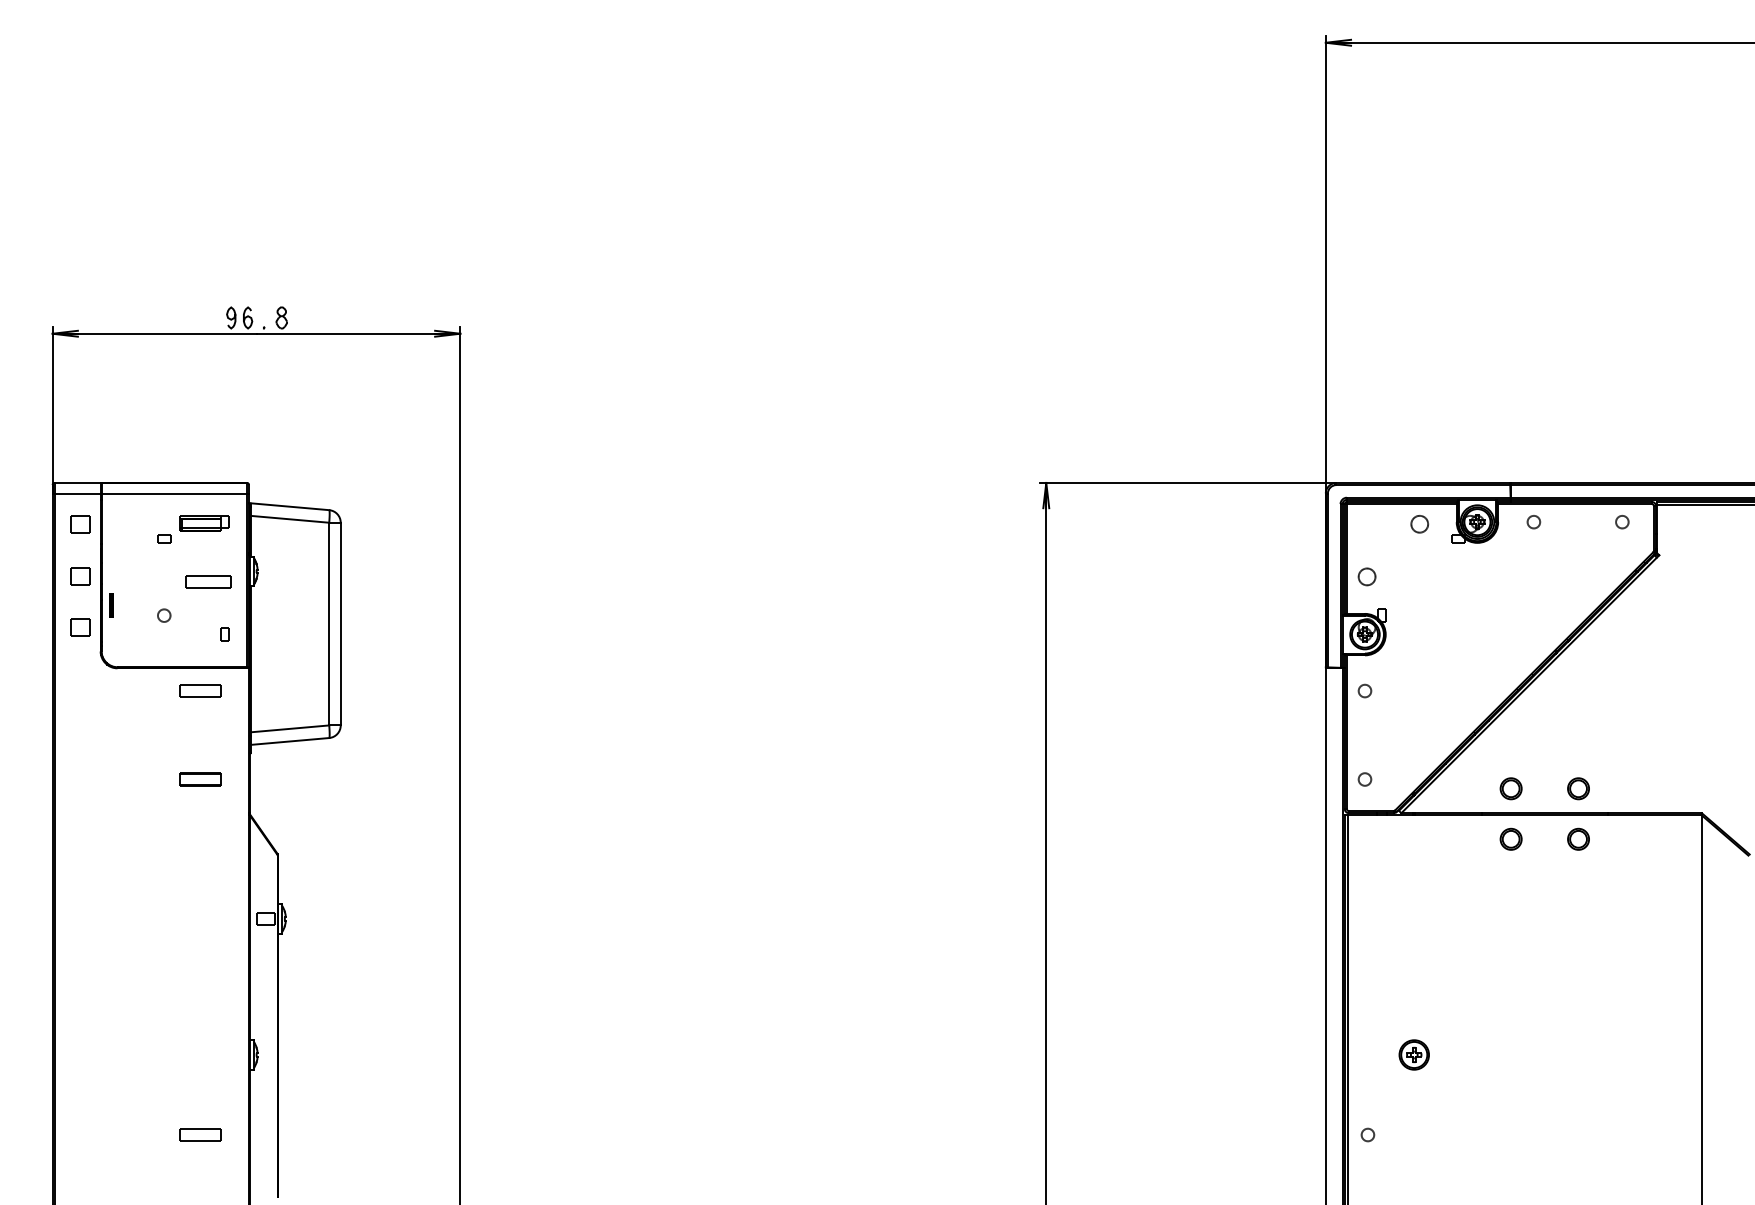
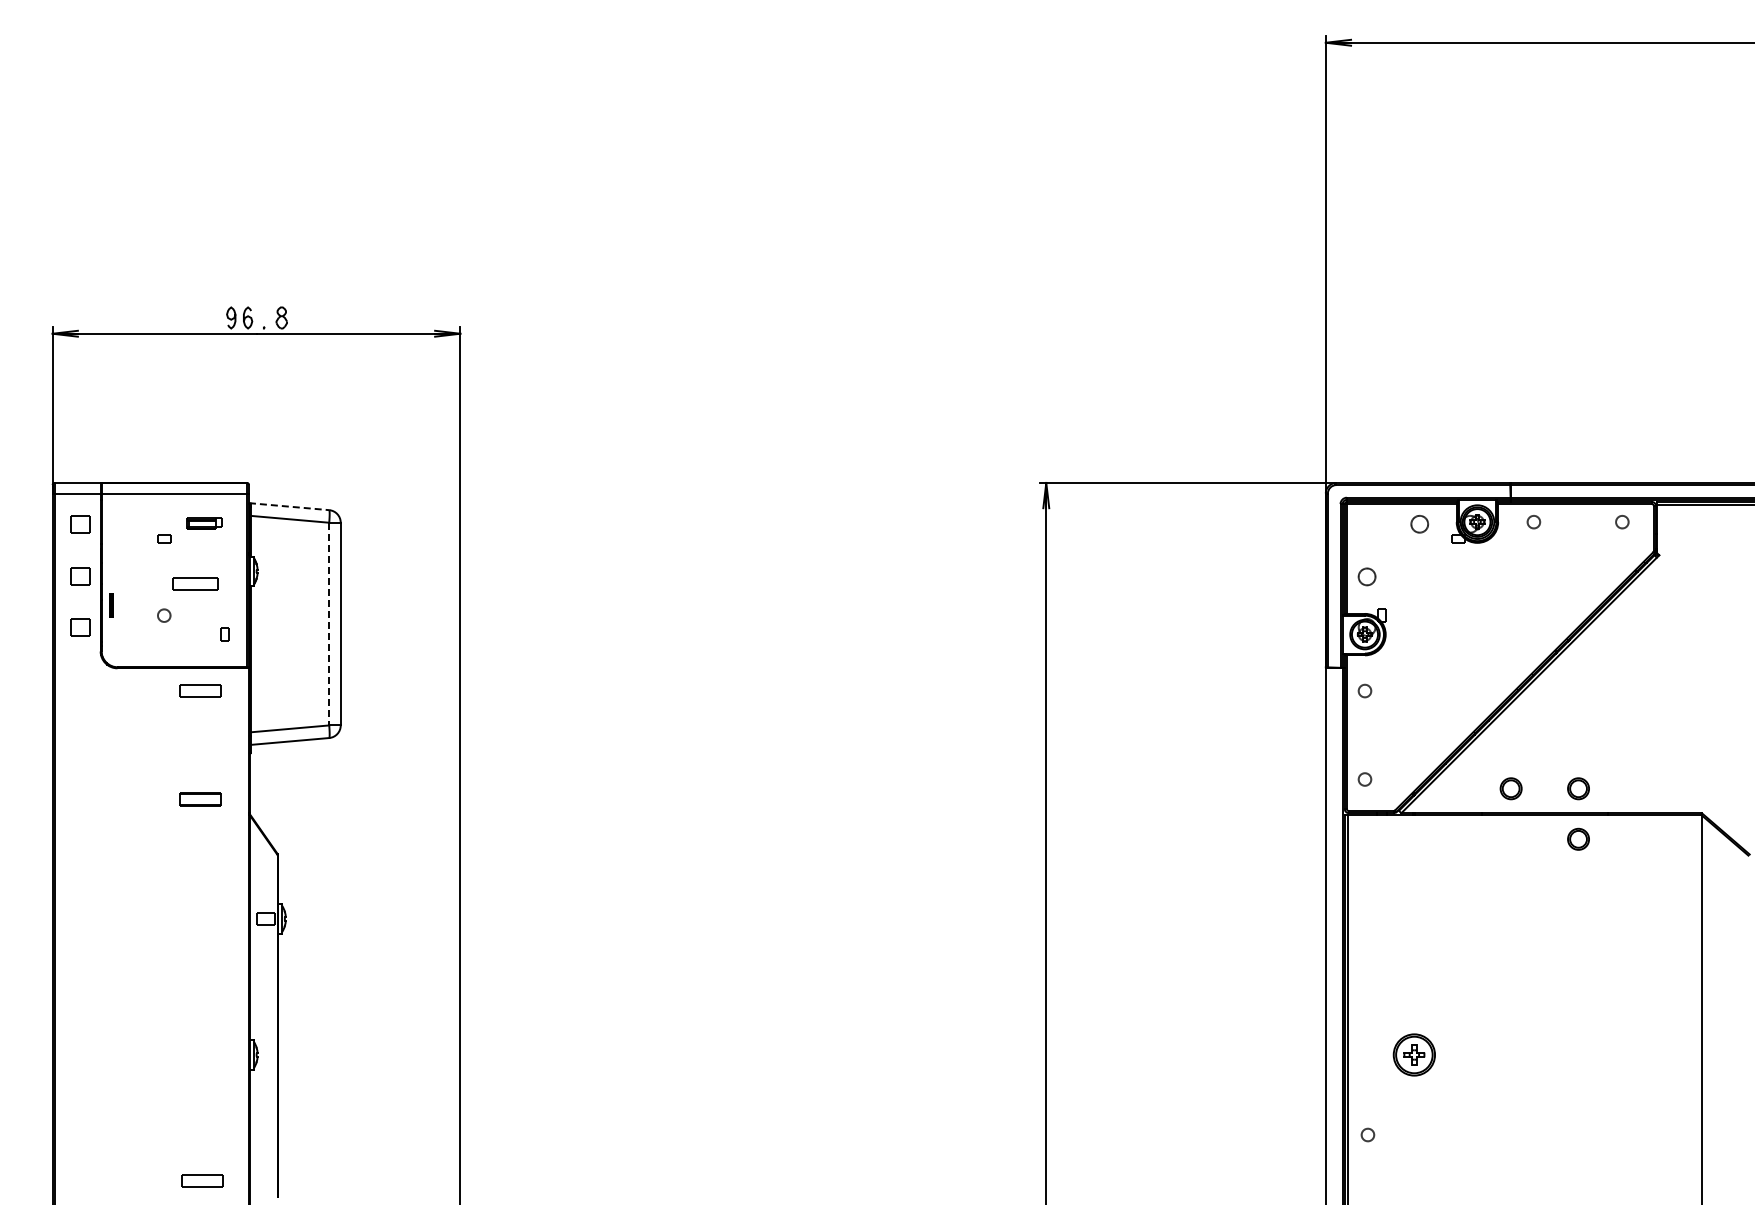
line: solid -> dashed (289, 506)
part size: 51x17 px -> 37x13 px (204, 523)
part position: (208, 581) -> (195, 583) (195, 583)
line: solid -> dashed (329, 624)
part position: (200, 779) -> (200, 799) (200, 799)
part: present -> none (1510, 838)
part size: 32x32 px -> 44x44 px (1413, 1054)
part position: (200, 1134) -> (202, 1180) (202, 1180)
